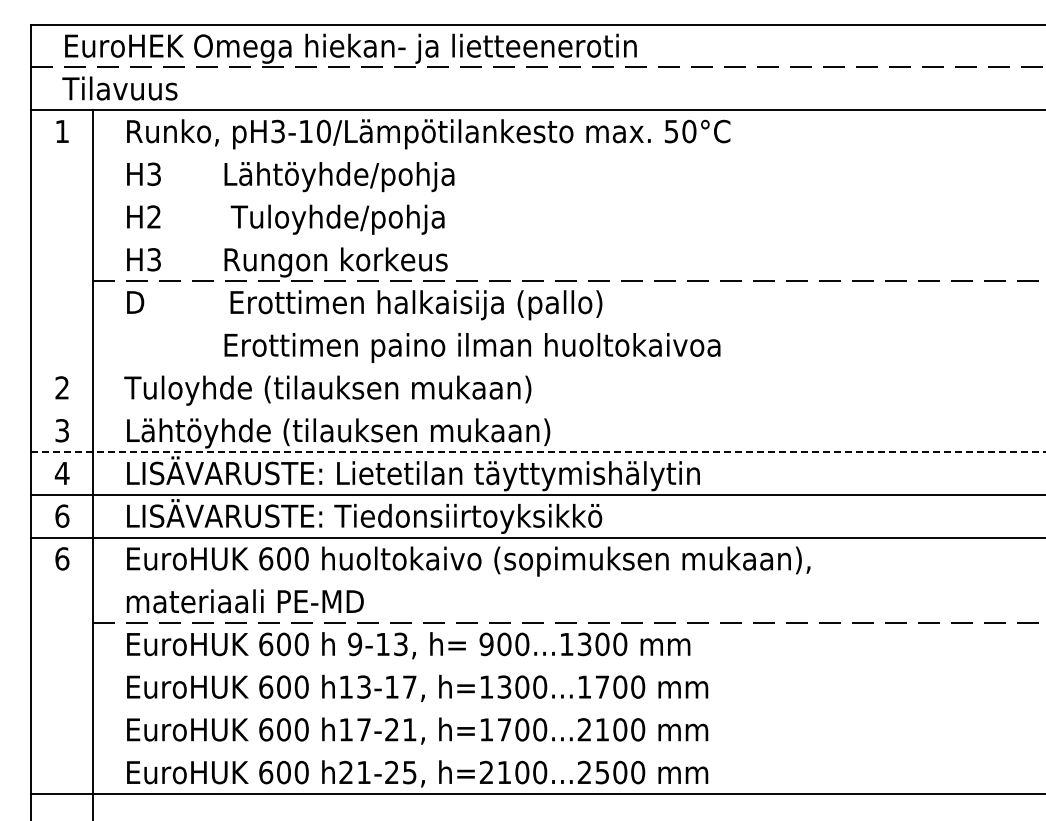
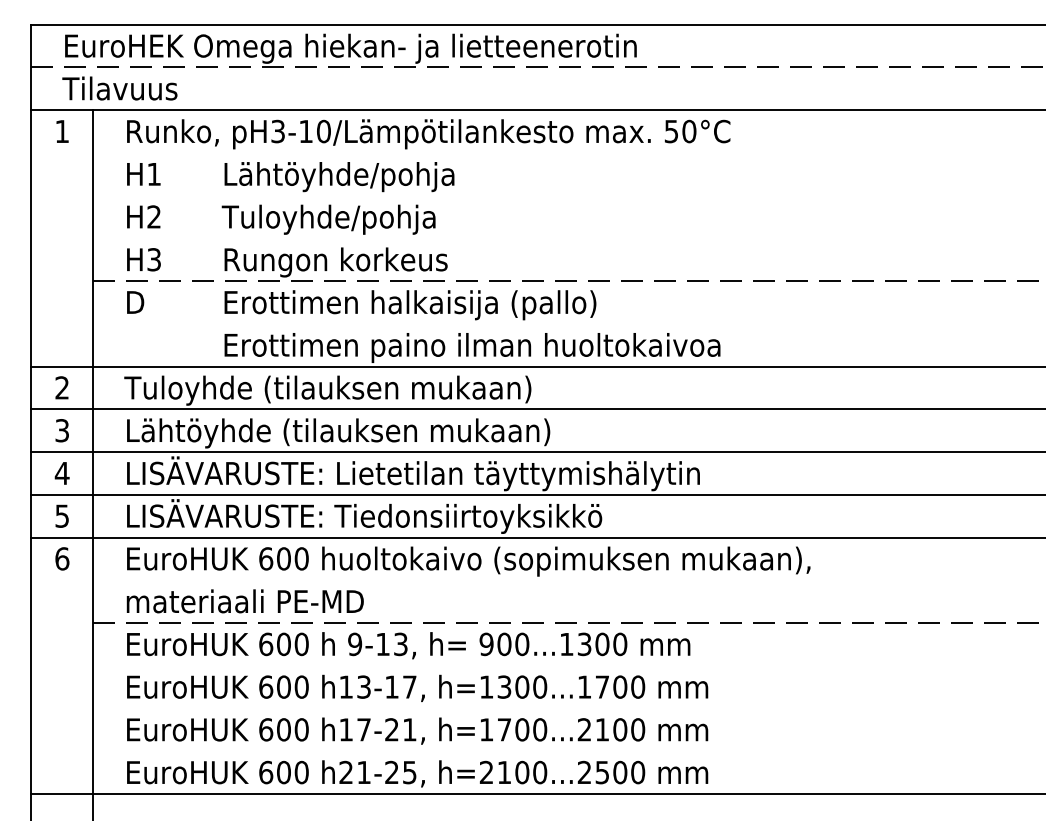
text: H3 -> H1 (153, 173)
text position: (337, 219) -> (328, 219) (328, 219)
text position: (416, 305) -> (410, 305) (410, 305)
line: none -> present (536, 366)
line: none -> present (536, 409)
line: dashed -> solid (539, 452)
text: 6 -> 5 (62, 515)
